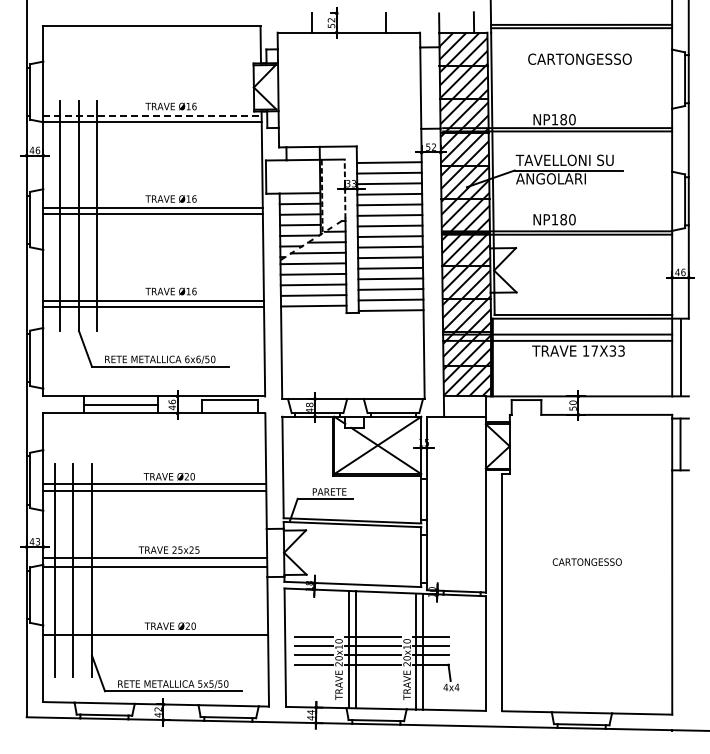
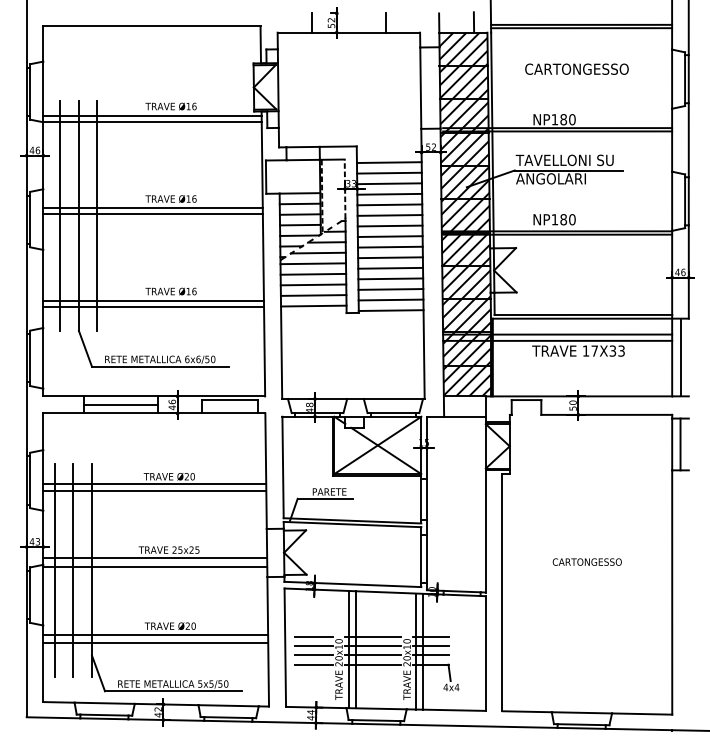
text position: (579, 58) -> (576, 68) (576, 68)
line: dashed -> solid (153, 115)
line: none -> present (155, 642)
